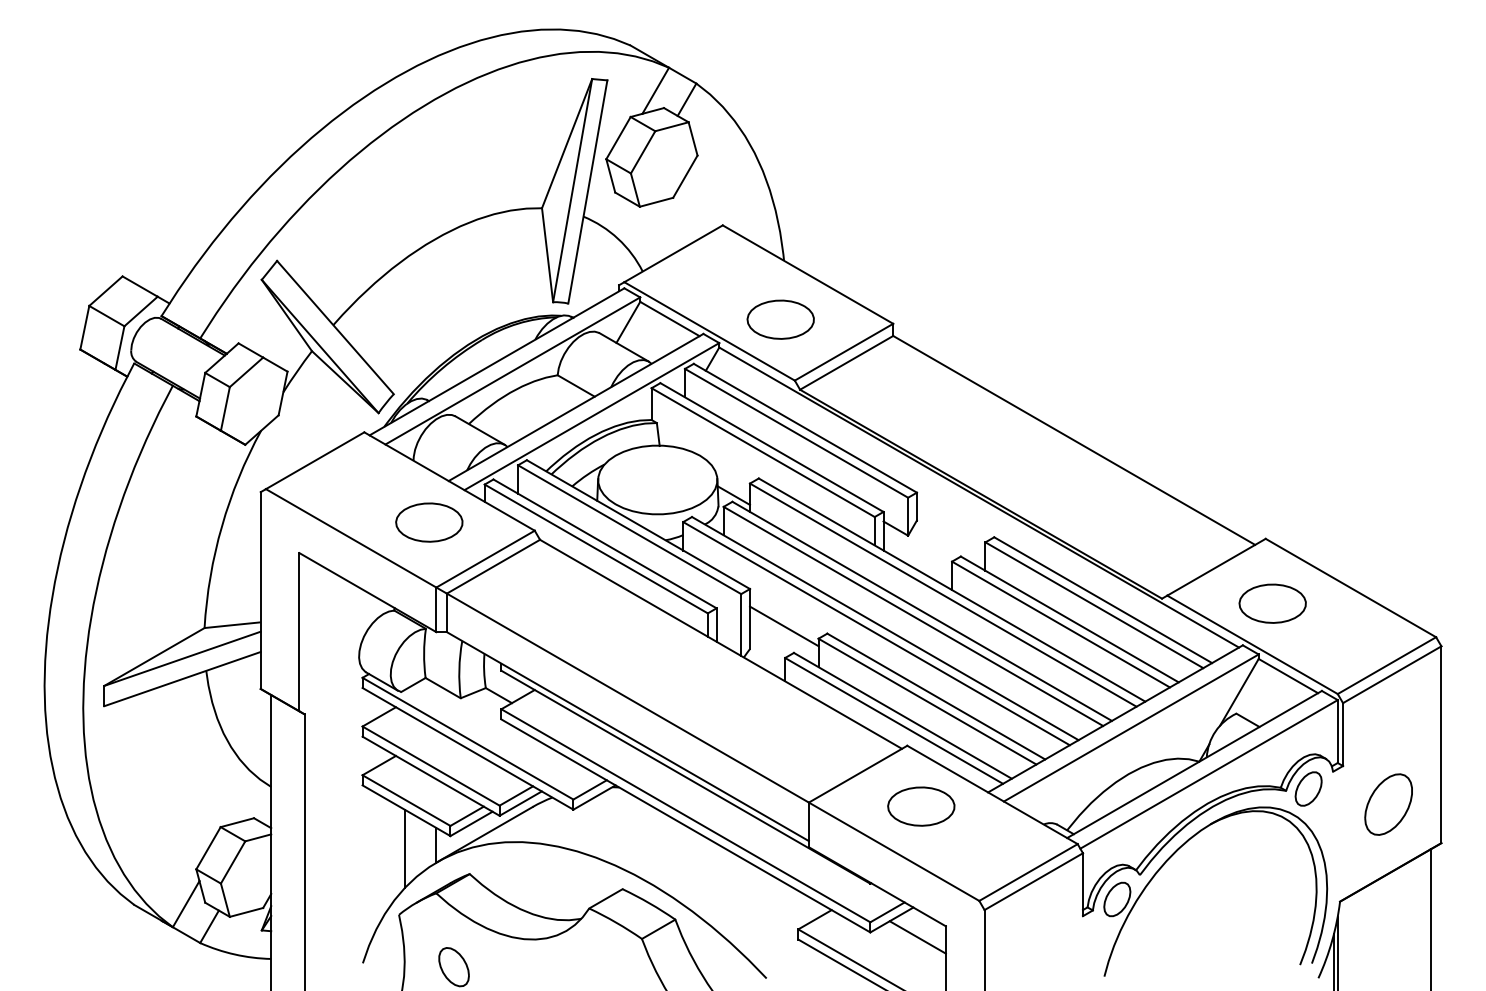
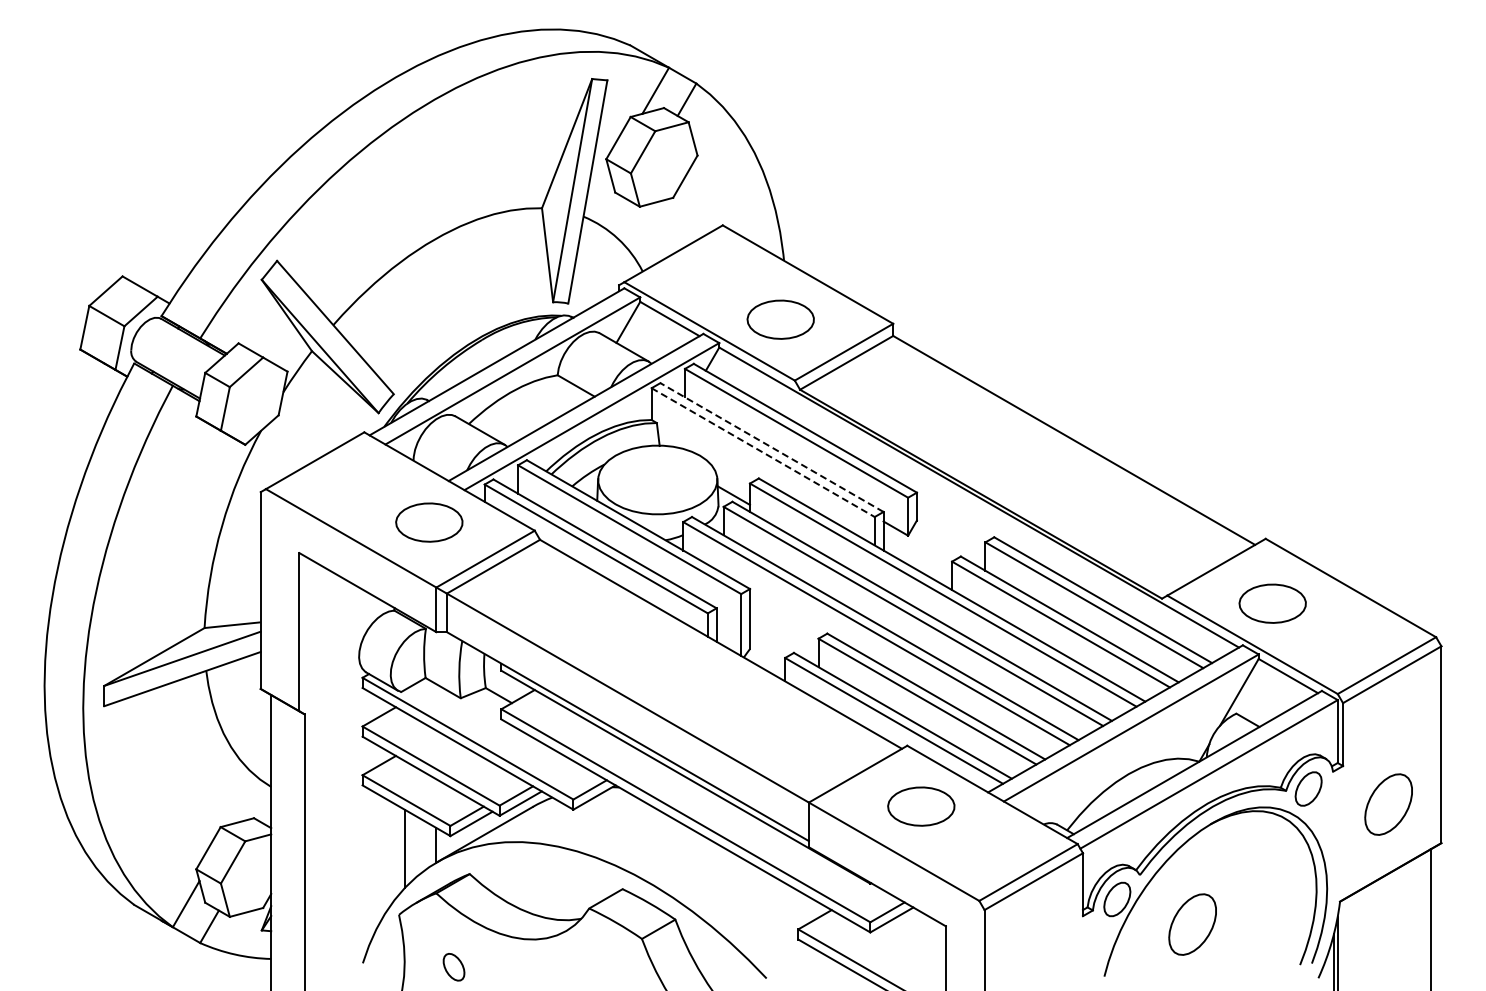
line: solid -> dashed (771, 447)
line: solid -> dashed (763, 452)
line: present -> none (784, 626)
part: none -> present (1192, 924)
line: present -> none (917, 937)
part size: 32x41 px -> 24x29 px (453, 967)
